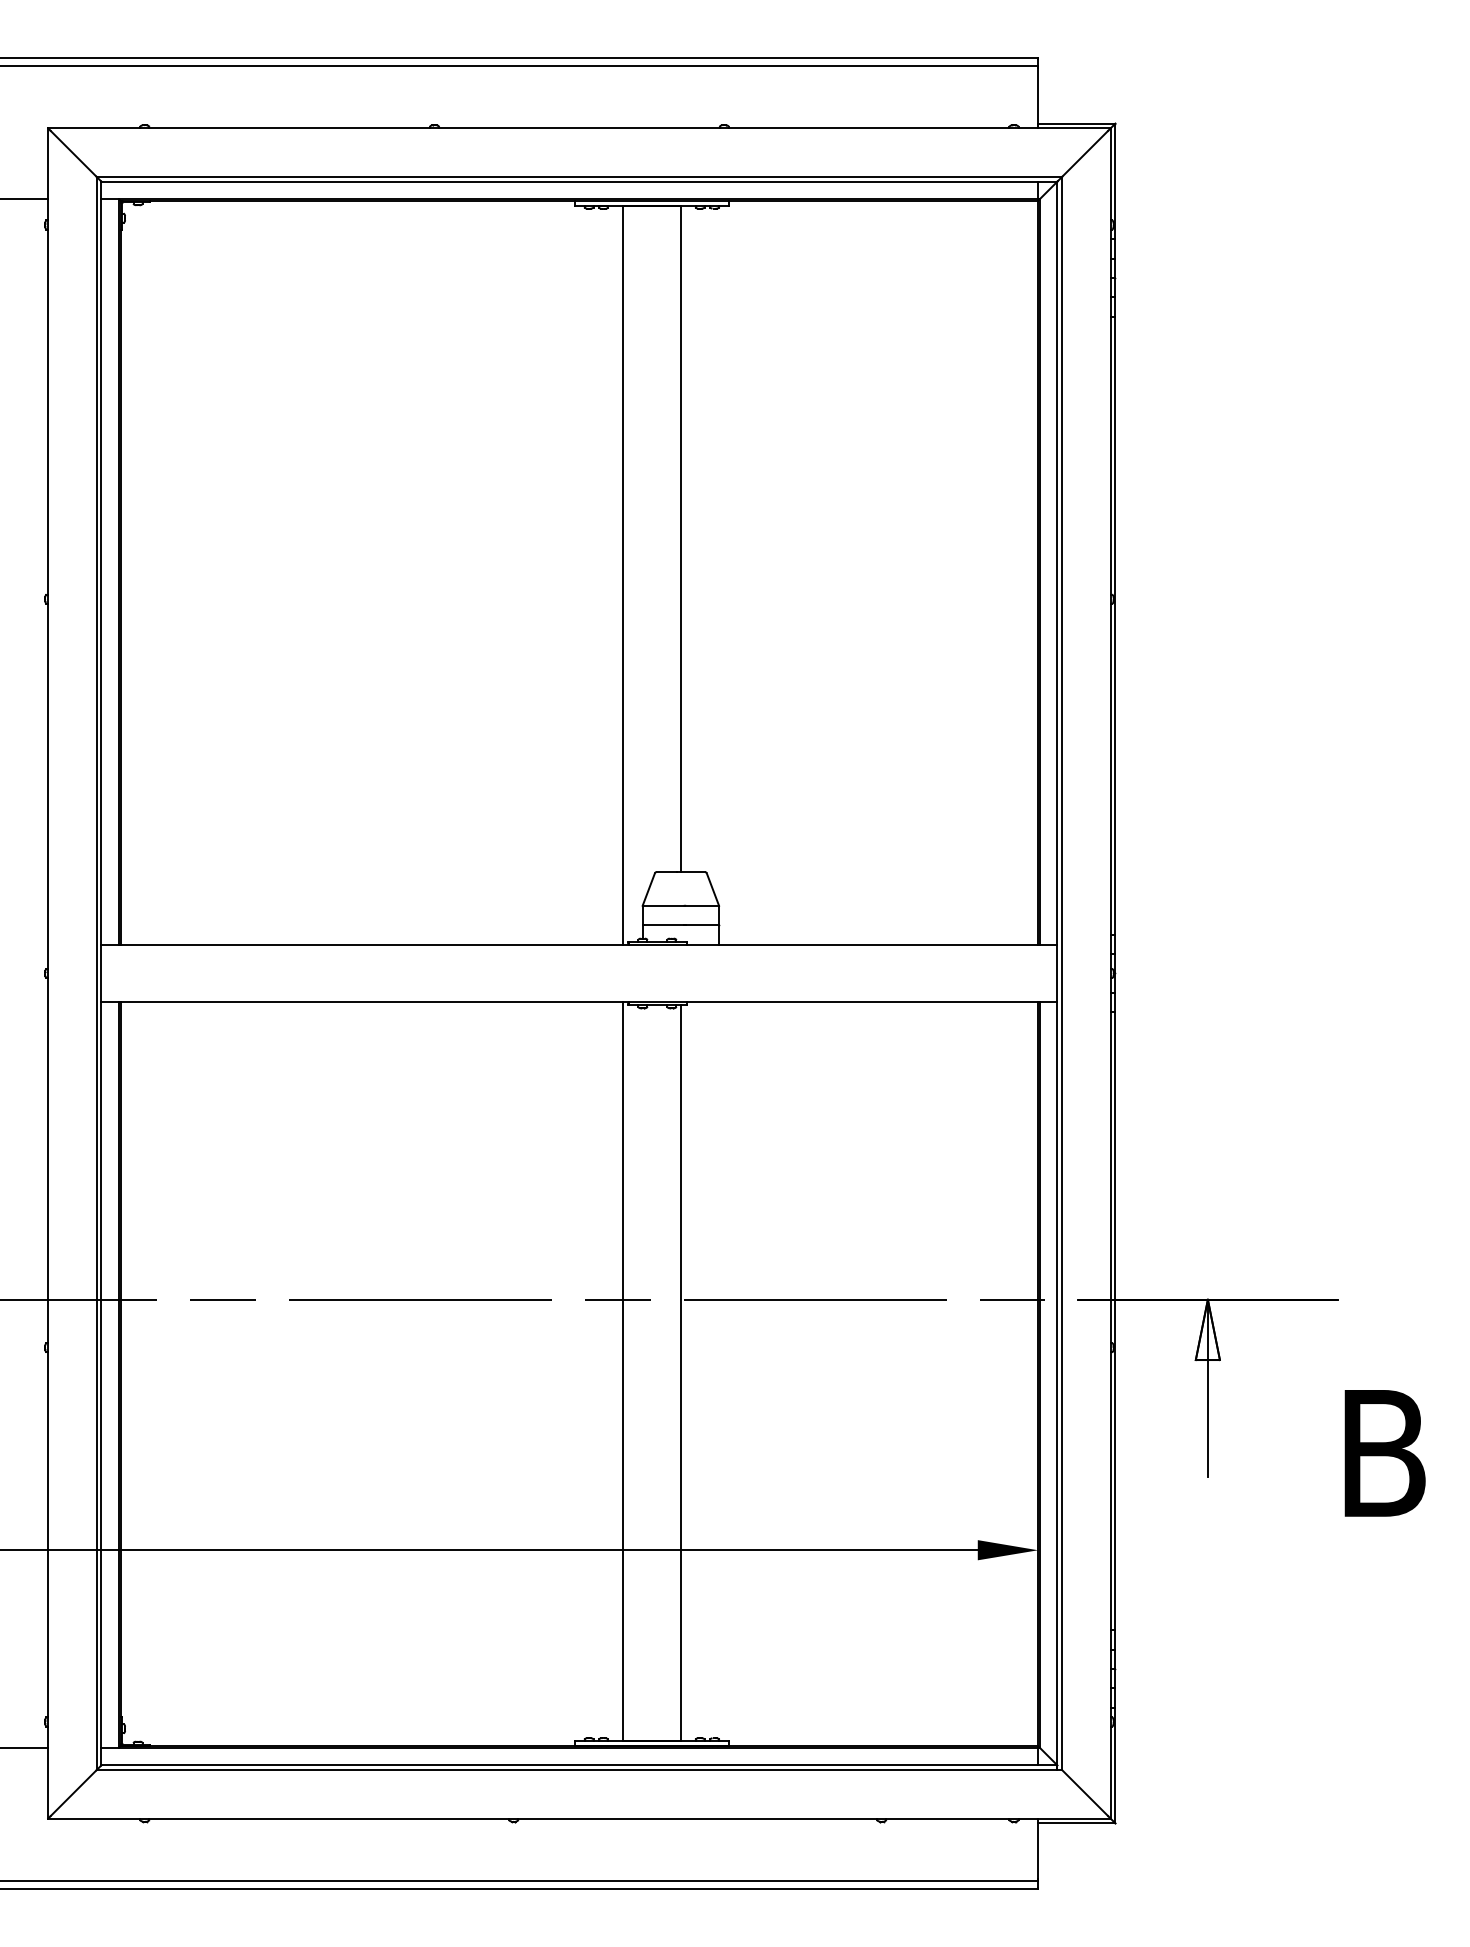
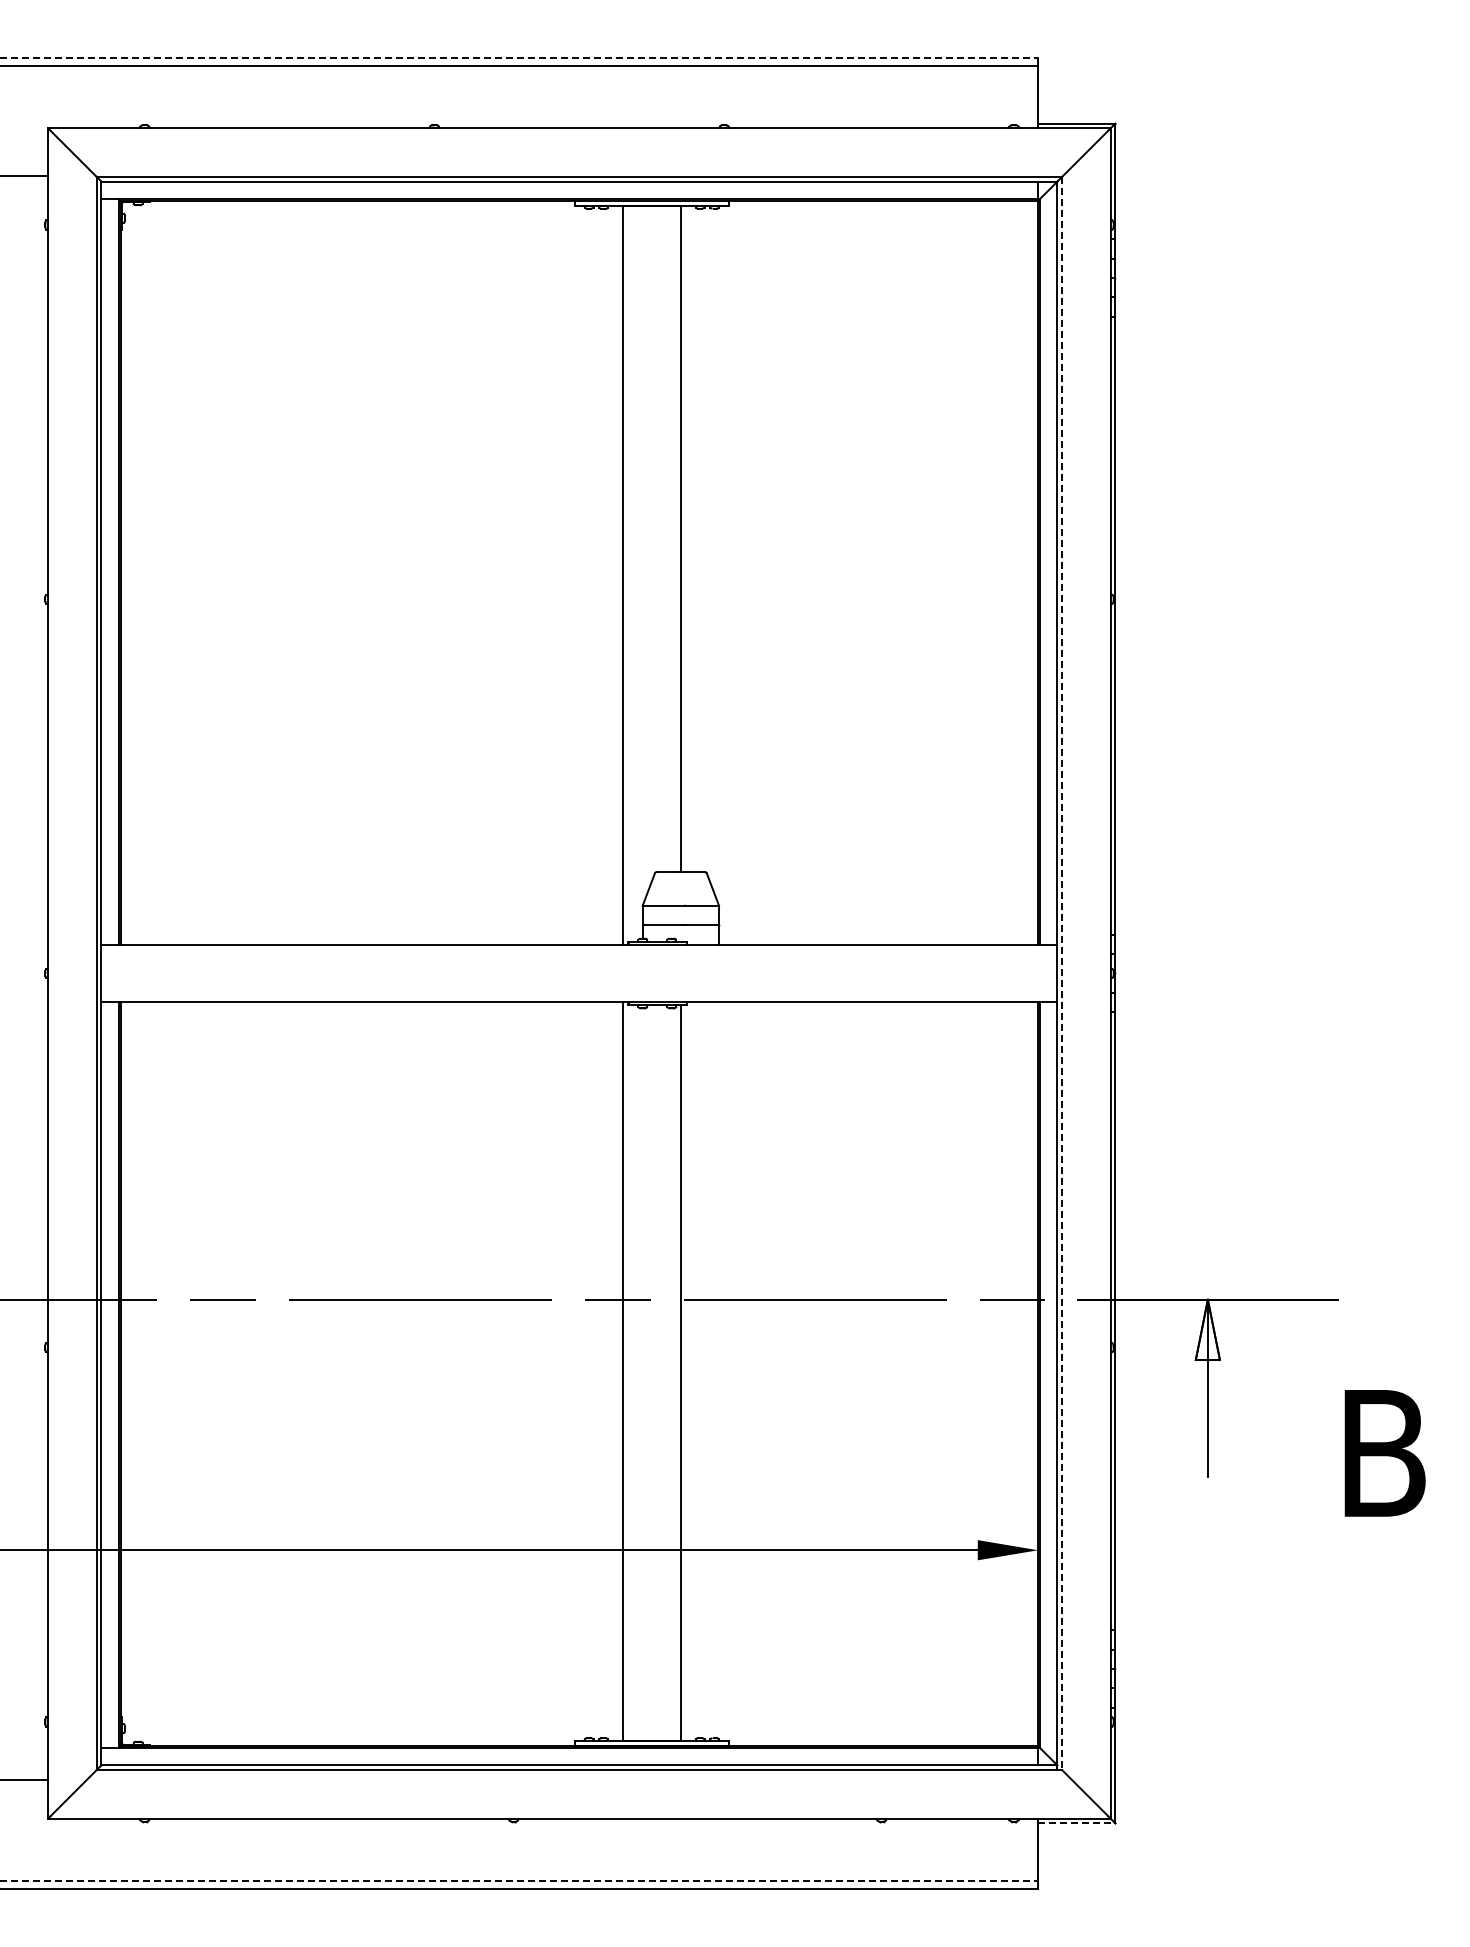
line: solid -> dashed (519, 58)
line position: (25, 199) -> (25, 176) (25, 176)
line: solid -> dashed (1062, 973)
line position: (25, 1747) -> (25, 1779) (25, 1779)
line: solid -> dashed (1076, 1823)
line: solid -> dashed (519, 1881)
